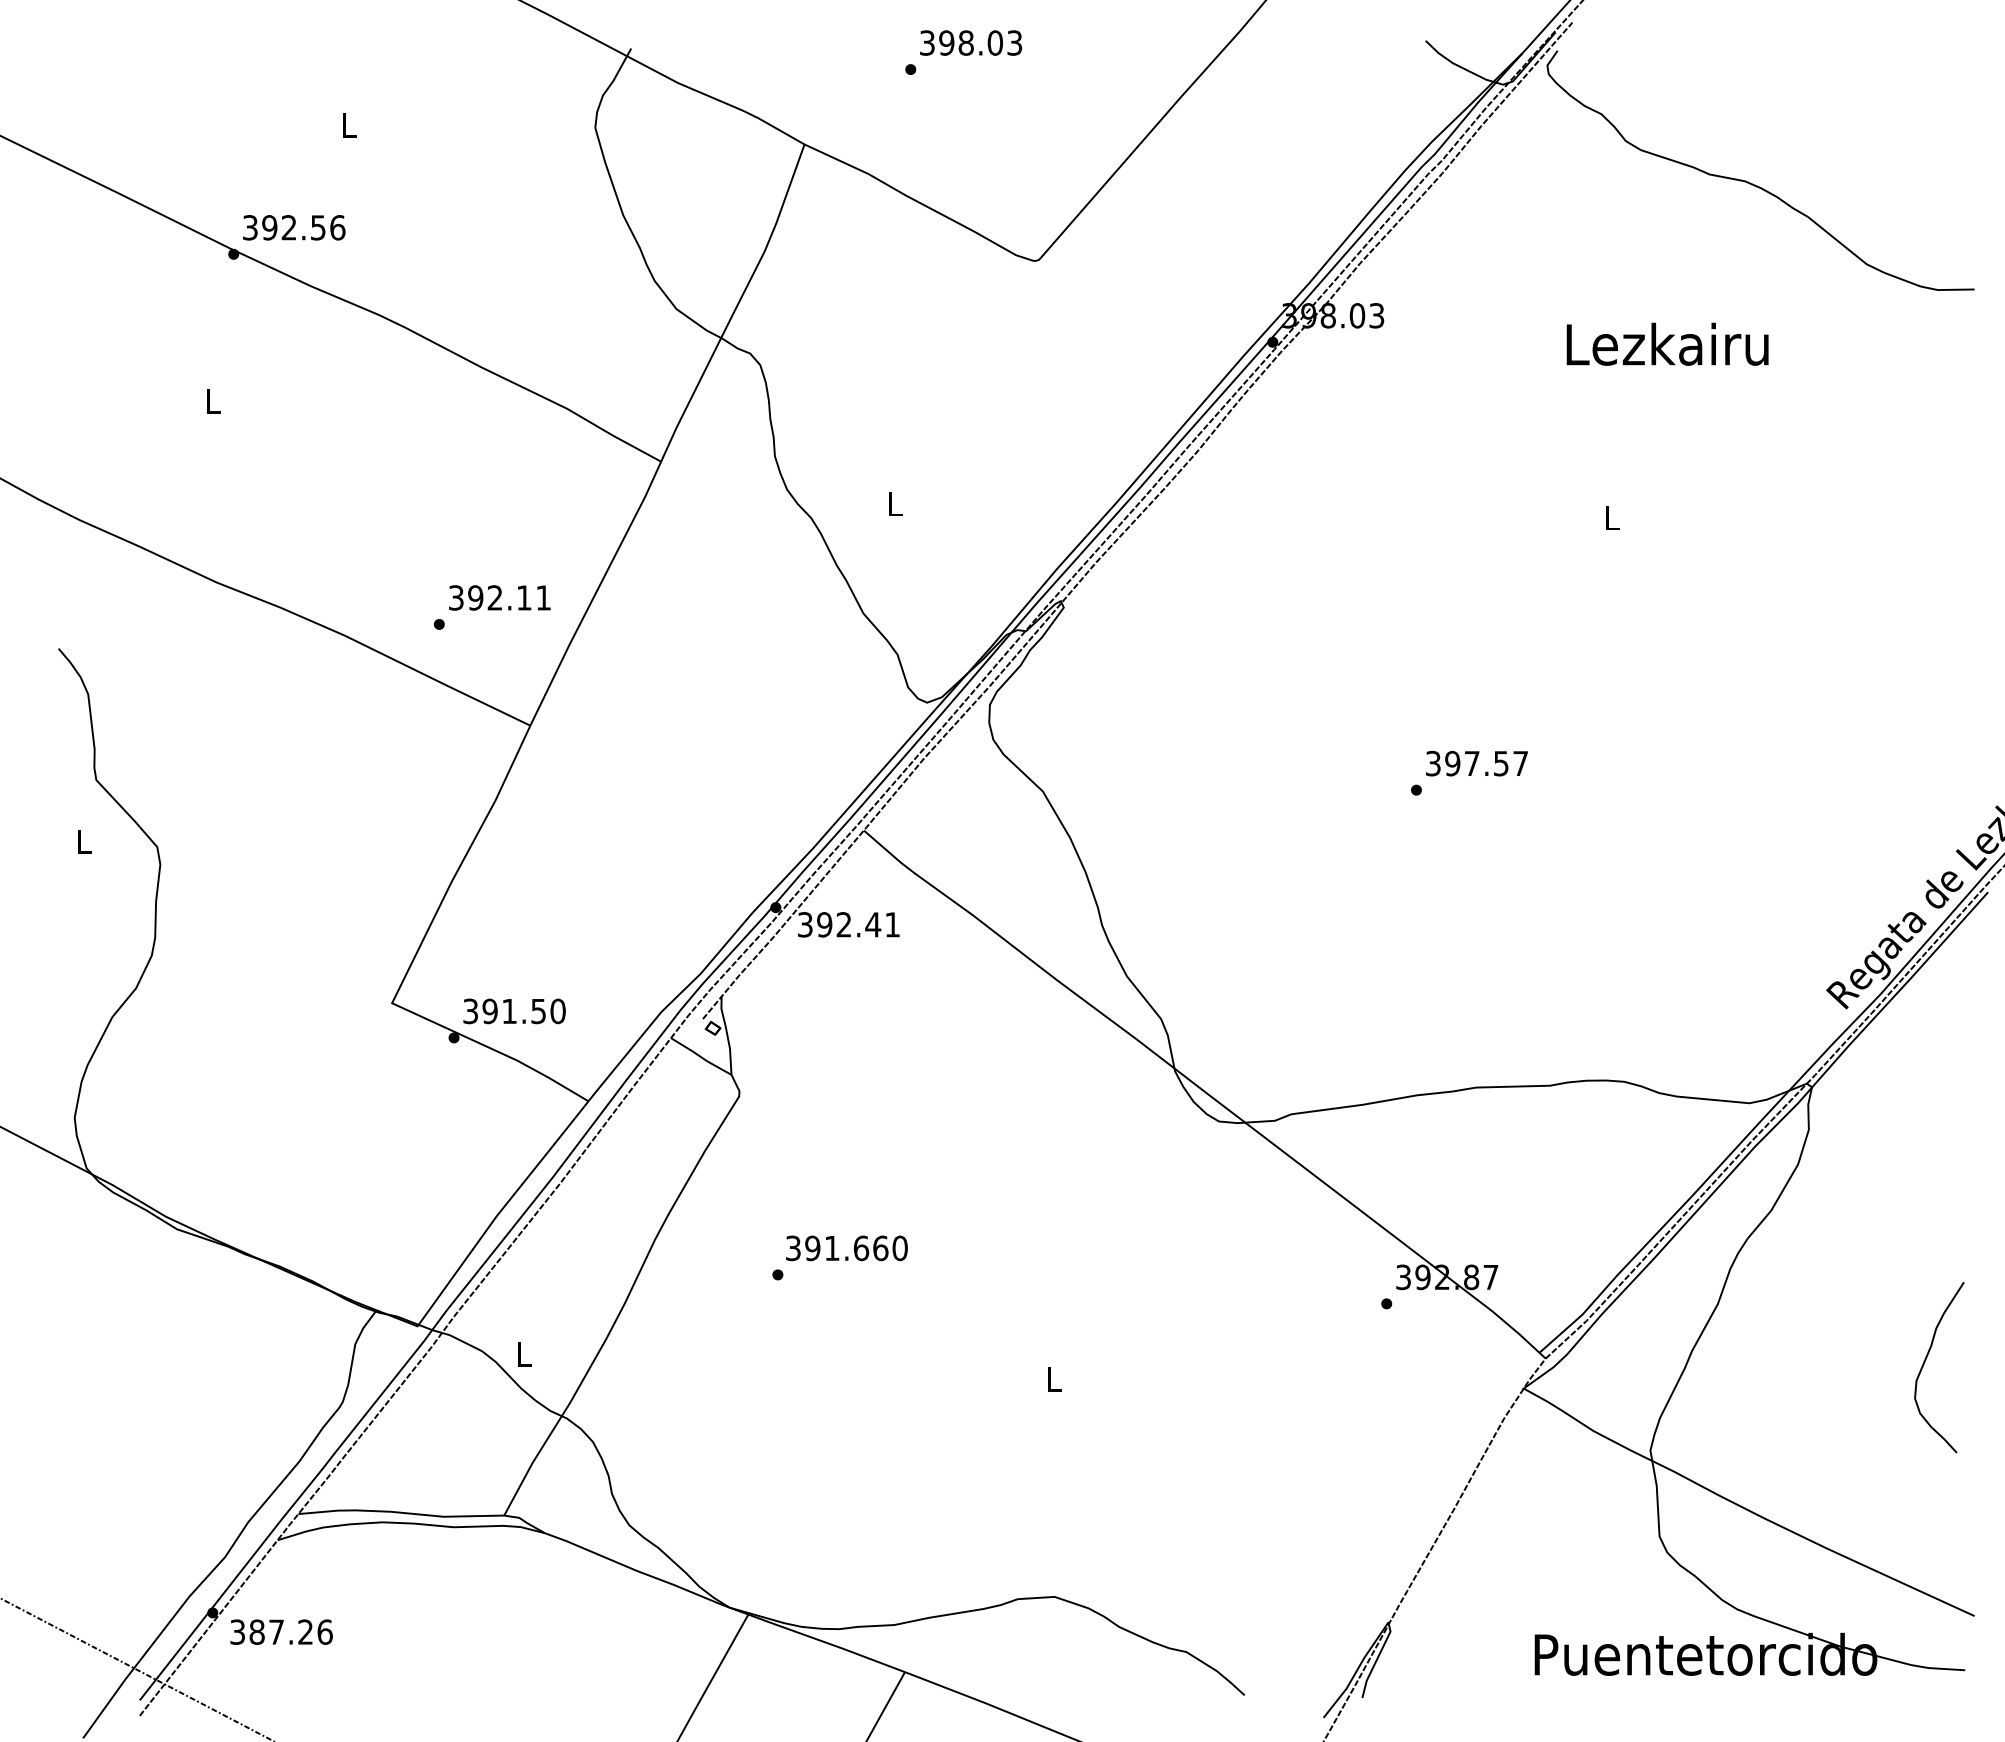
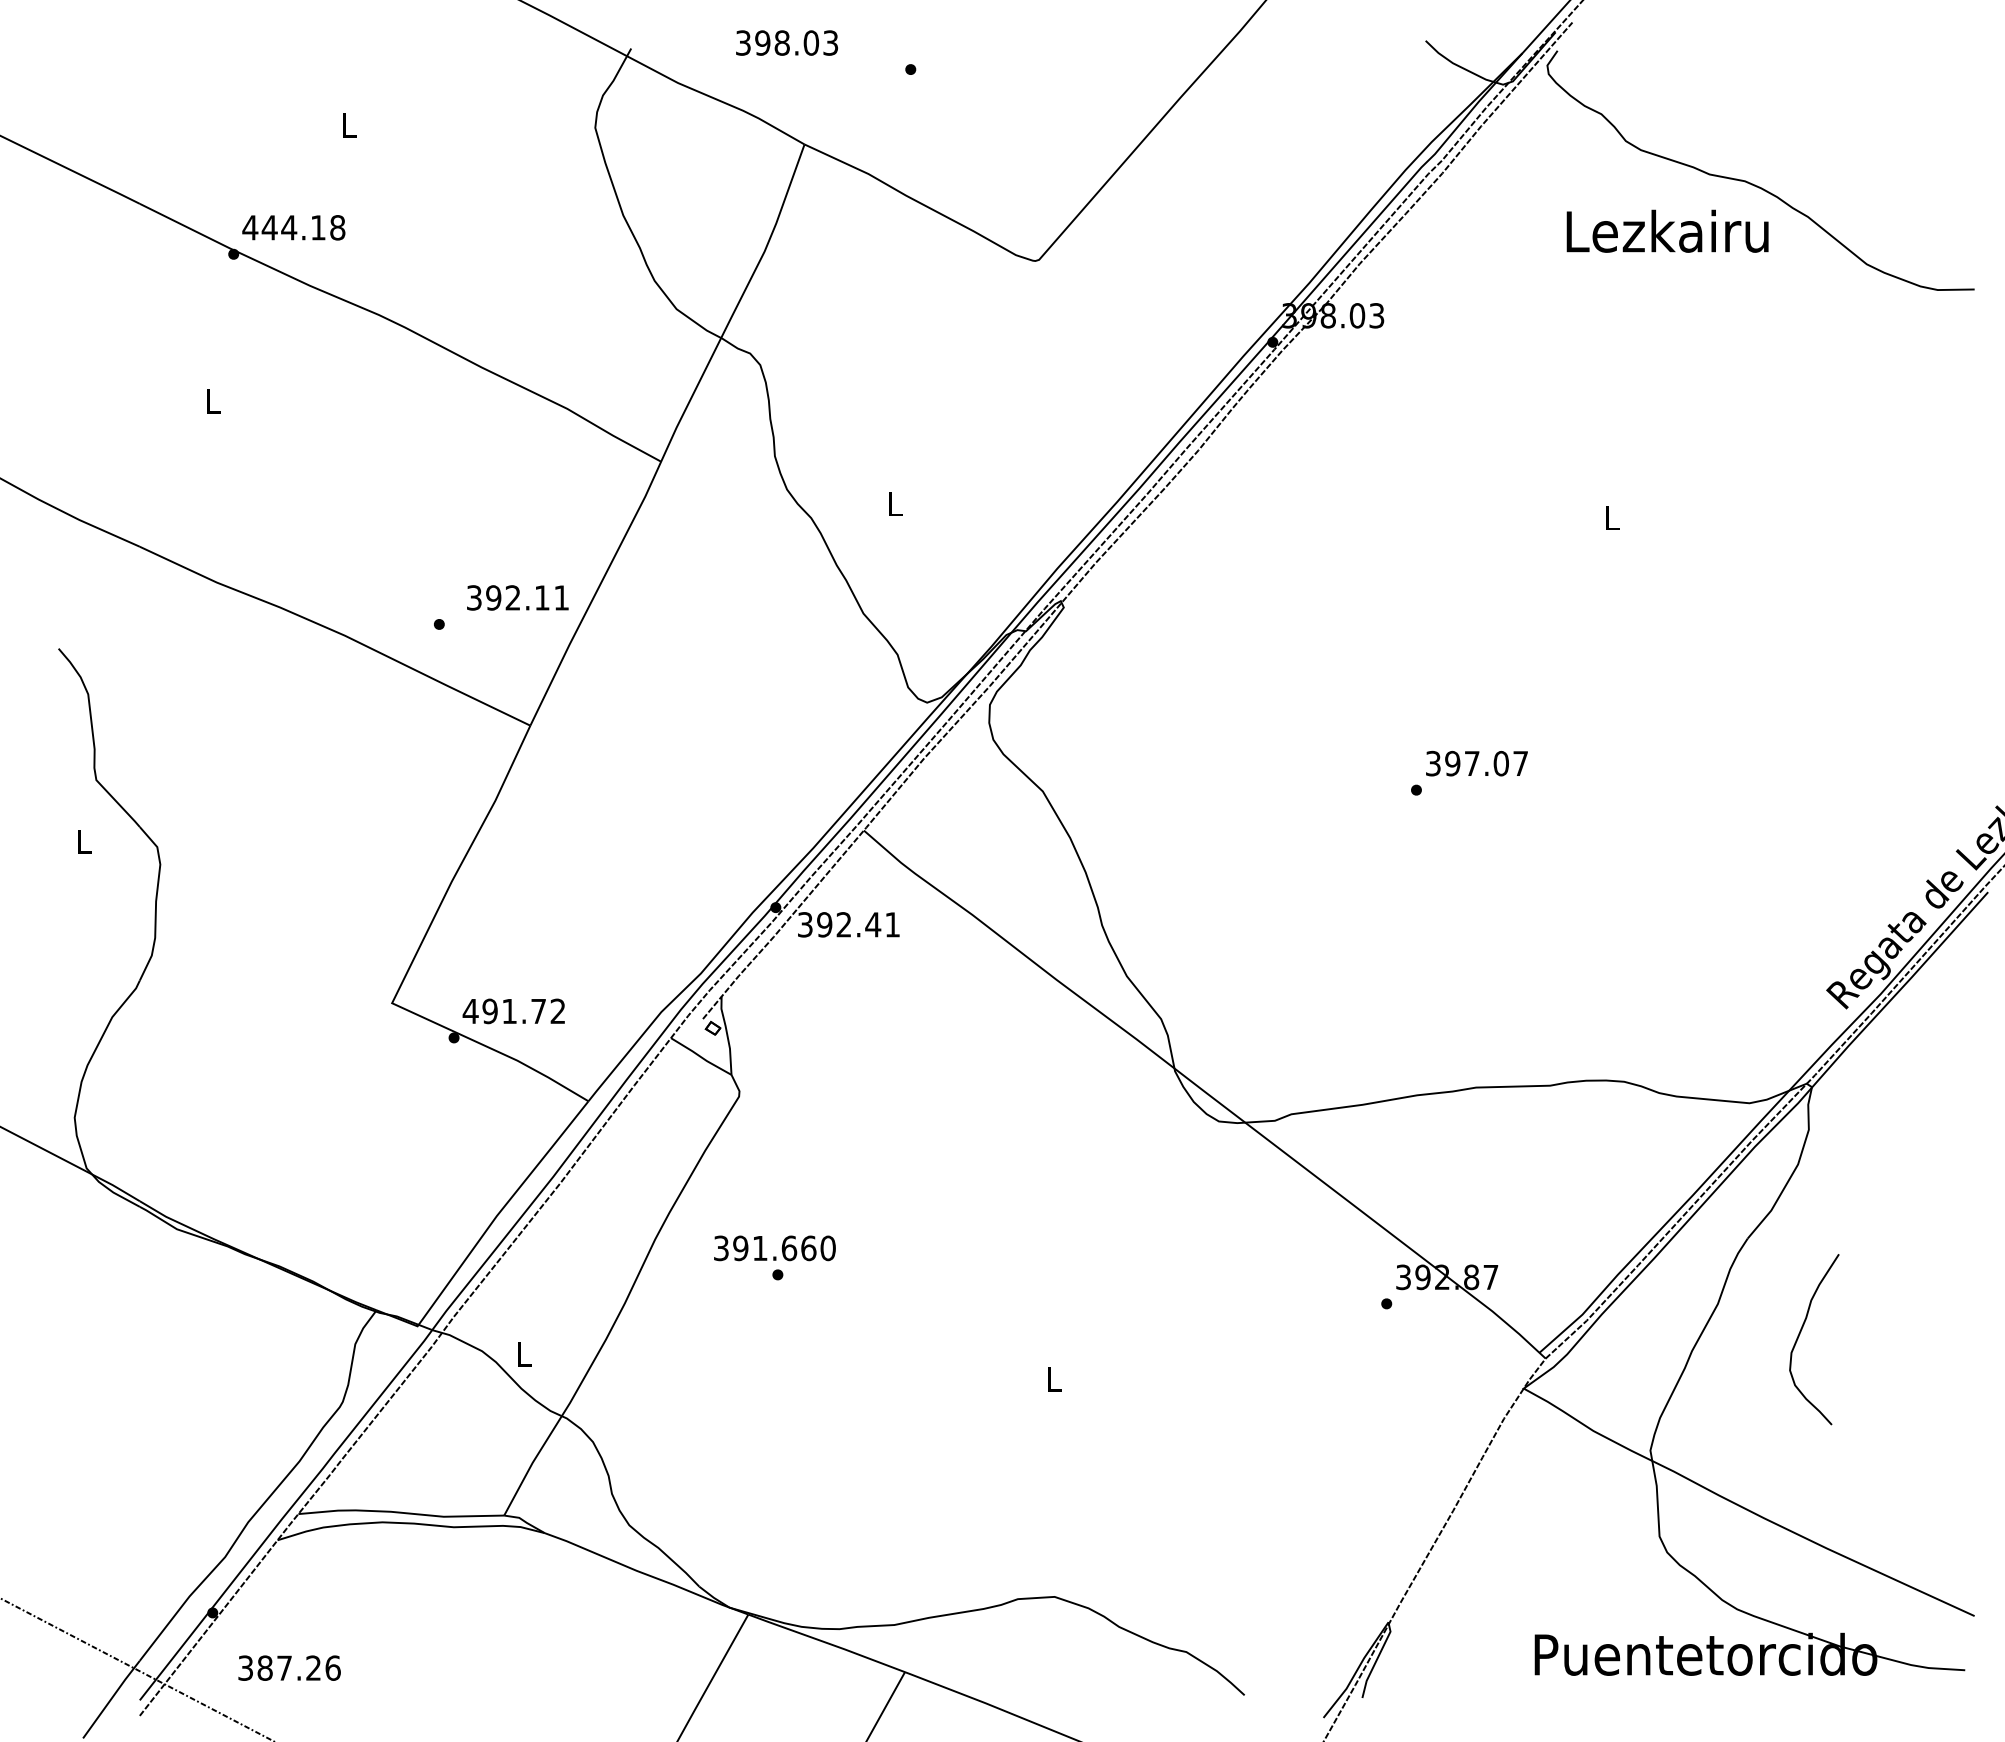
text position: (970, 42) -> (786, 42) (786, 42)
text: 392.56 -> 444.18 (293, 227)
text position: (1667, 343) -> (1667, 230) (1667, 230)
text position: (499, 597) -> (517, 597) (517, 597)
text: 397.57 -> 397.07 (1500, 763)
text: 391.50 -> 491.72 (513, 1011)
text position: (846, 1248) -> (774, 1248) (774, 1248)
curve position: (1926, 1360) -> (1801, 1332) (1801, 1332)
text position: (281, 1631) -> (289, 1667) (289, 1667)
